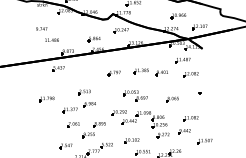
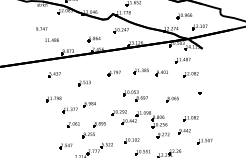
part position: (178, 16) -> (184, 16) (184, 16)
part position: (58, 68) -> (54, 74) (54, 74)
part position: (84, 92) -> (84, 83) (84, 83)
part position: (46, 99) -> (53, 99) (53, 99)
